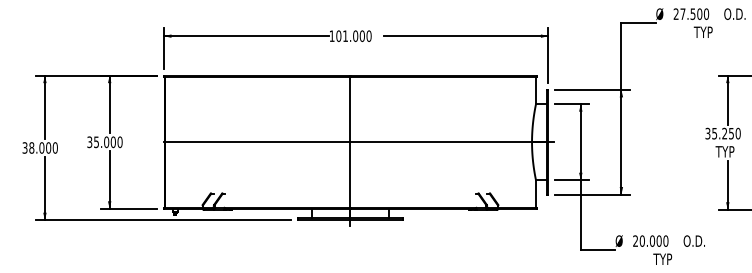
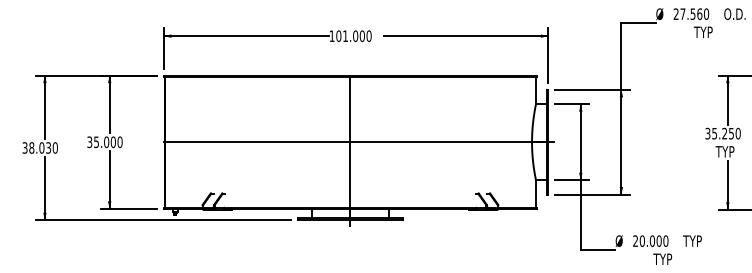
text: 27.500 -> 27.560 (699, 13)
text: 38.000 -> 38.030 (48, 147)
text: O.D. -> TYP (693, 240)
